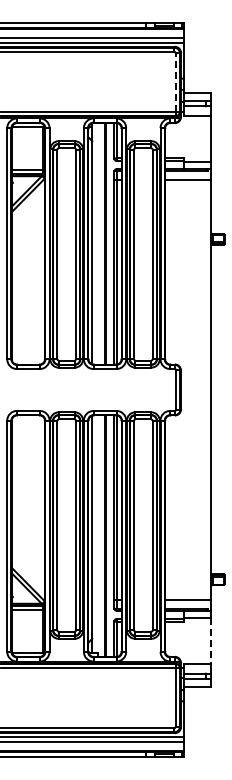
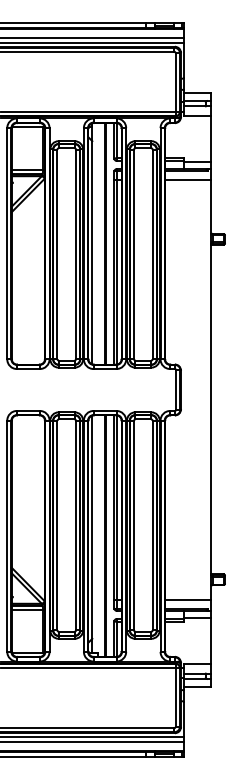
line: dashed -> solid (175, 82)
line: dashed -> solid (211, 640)
